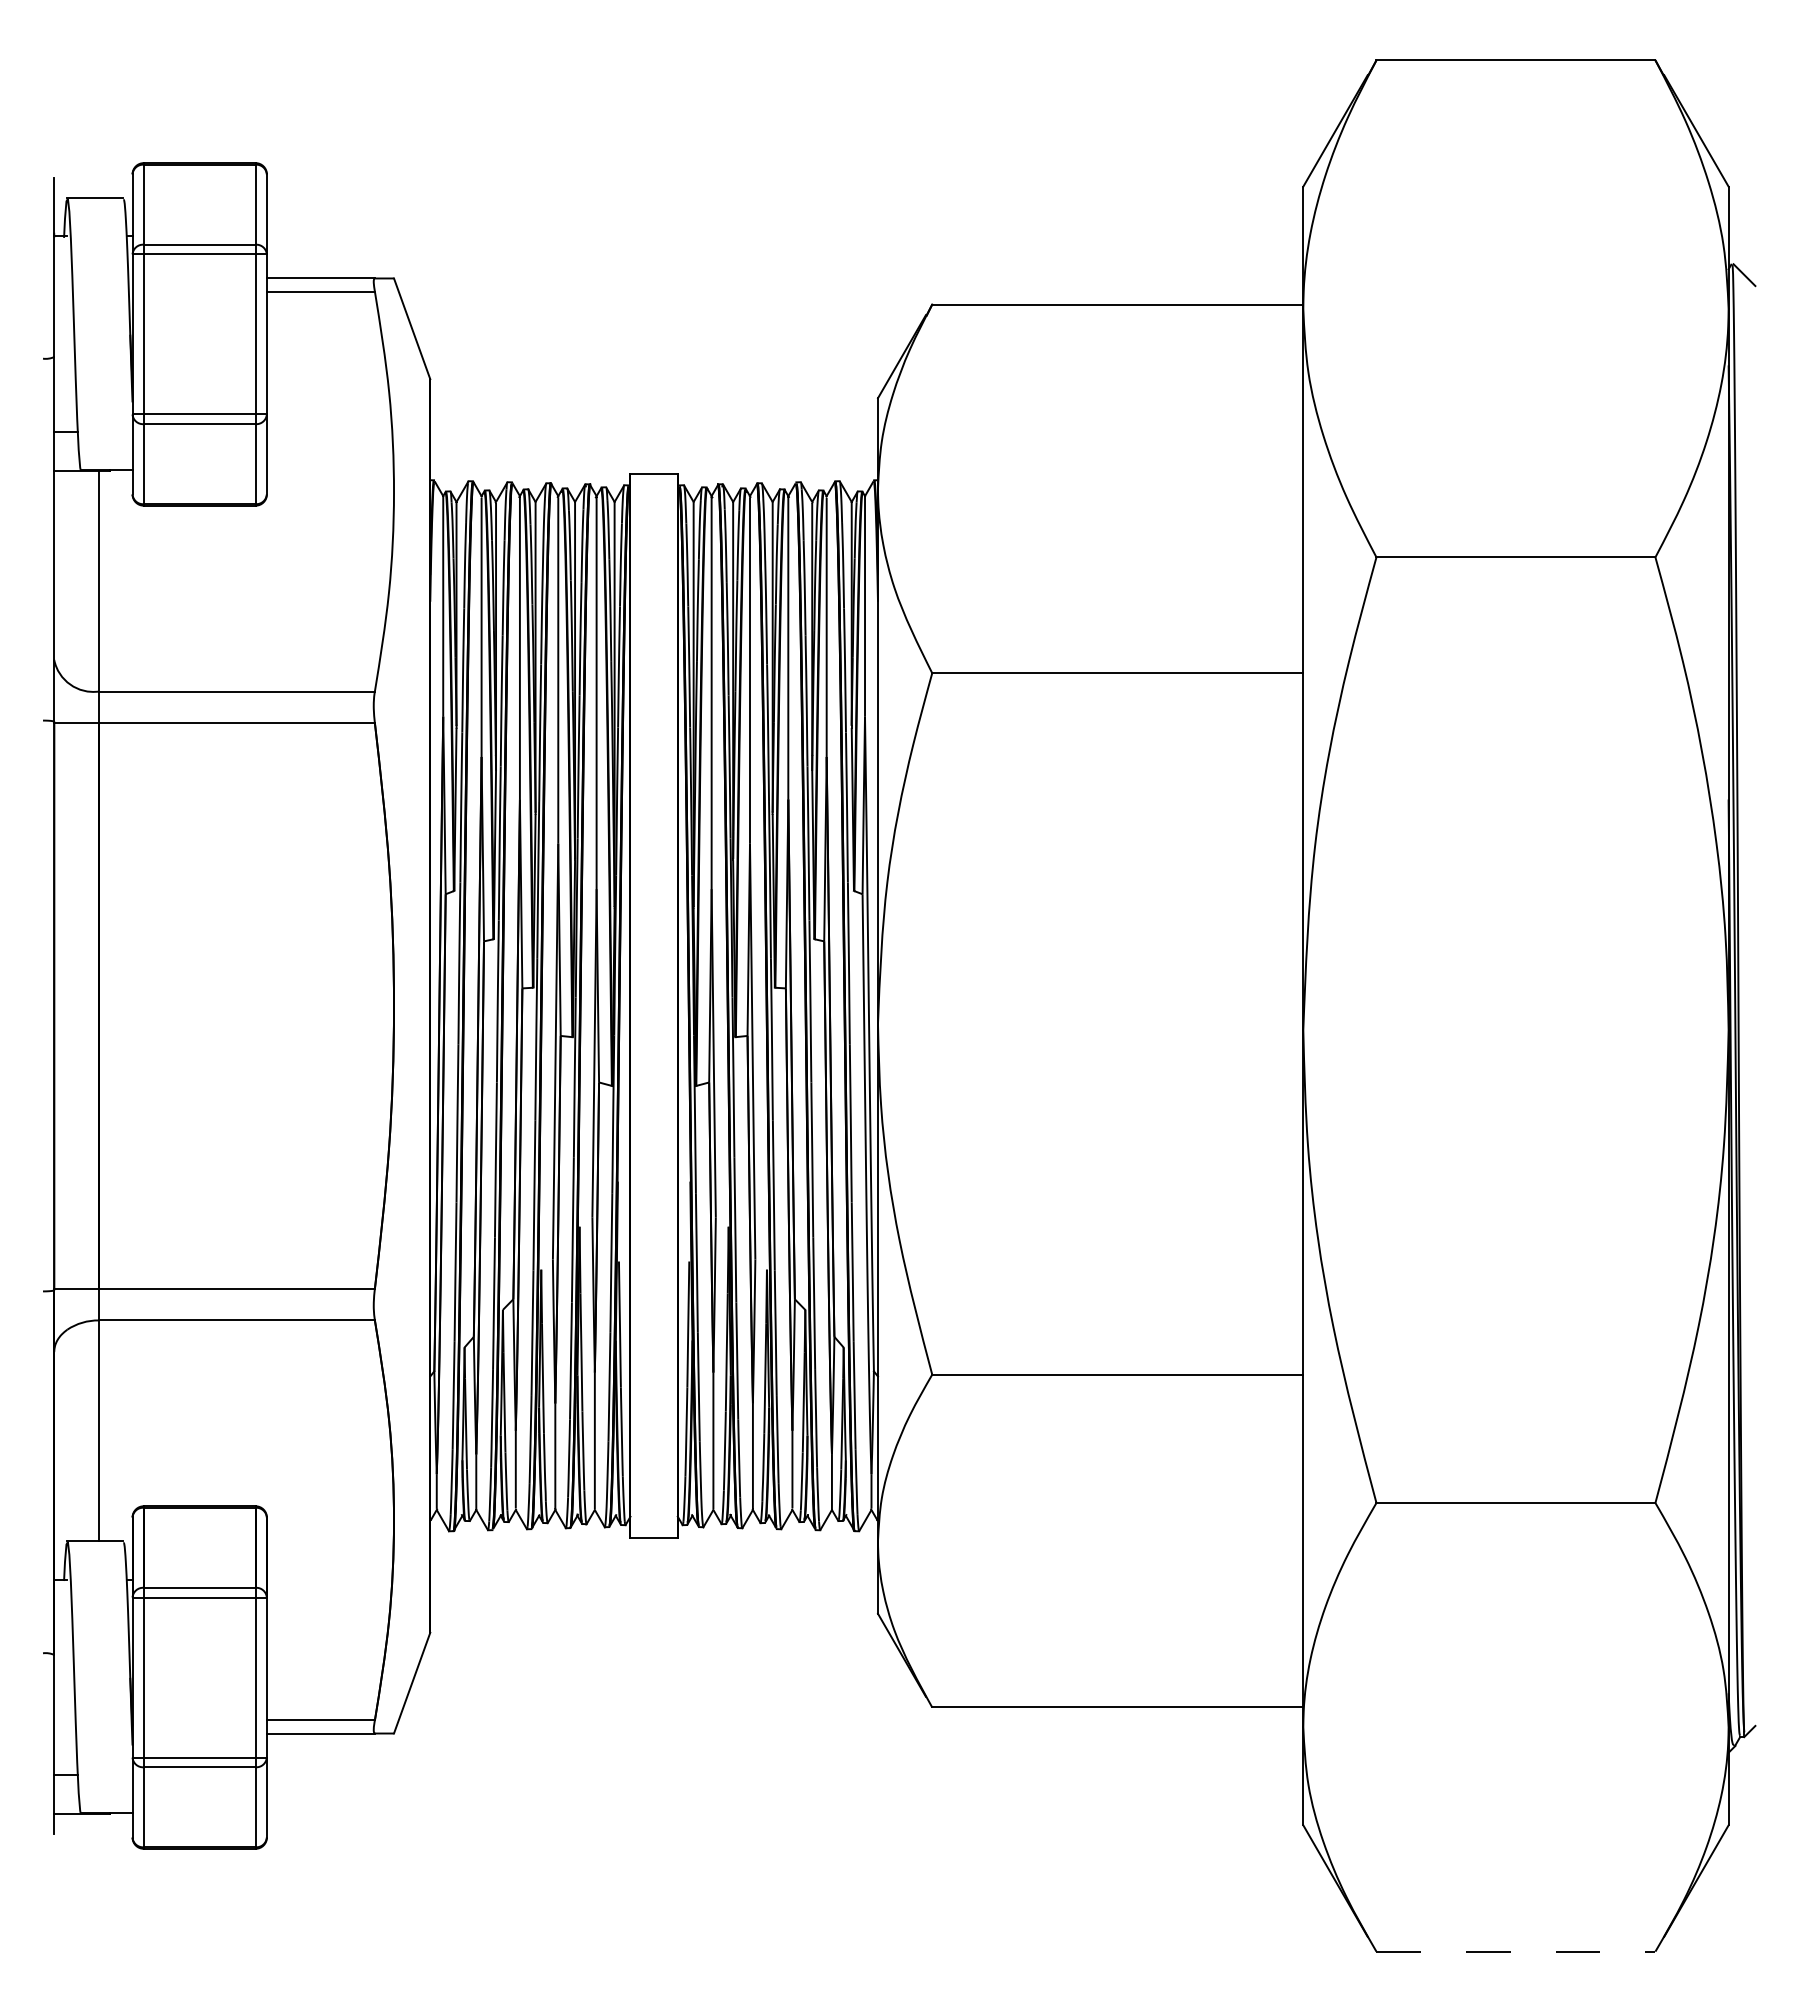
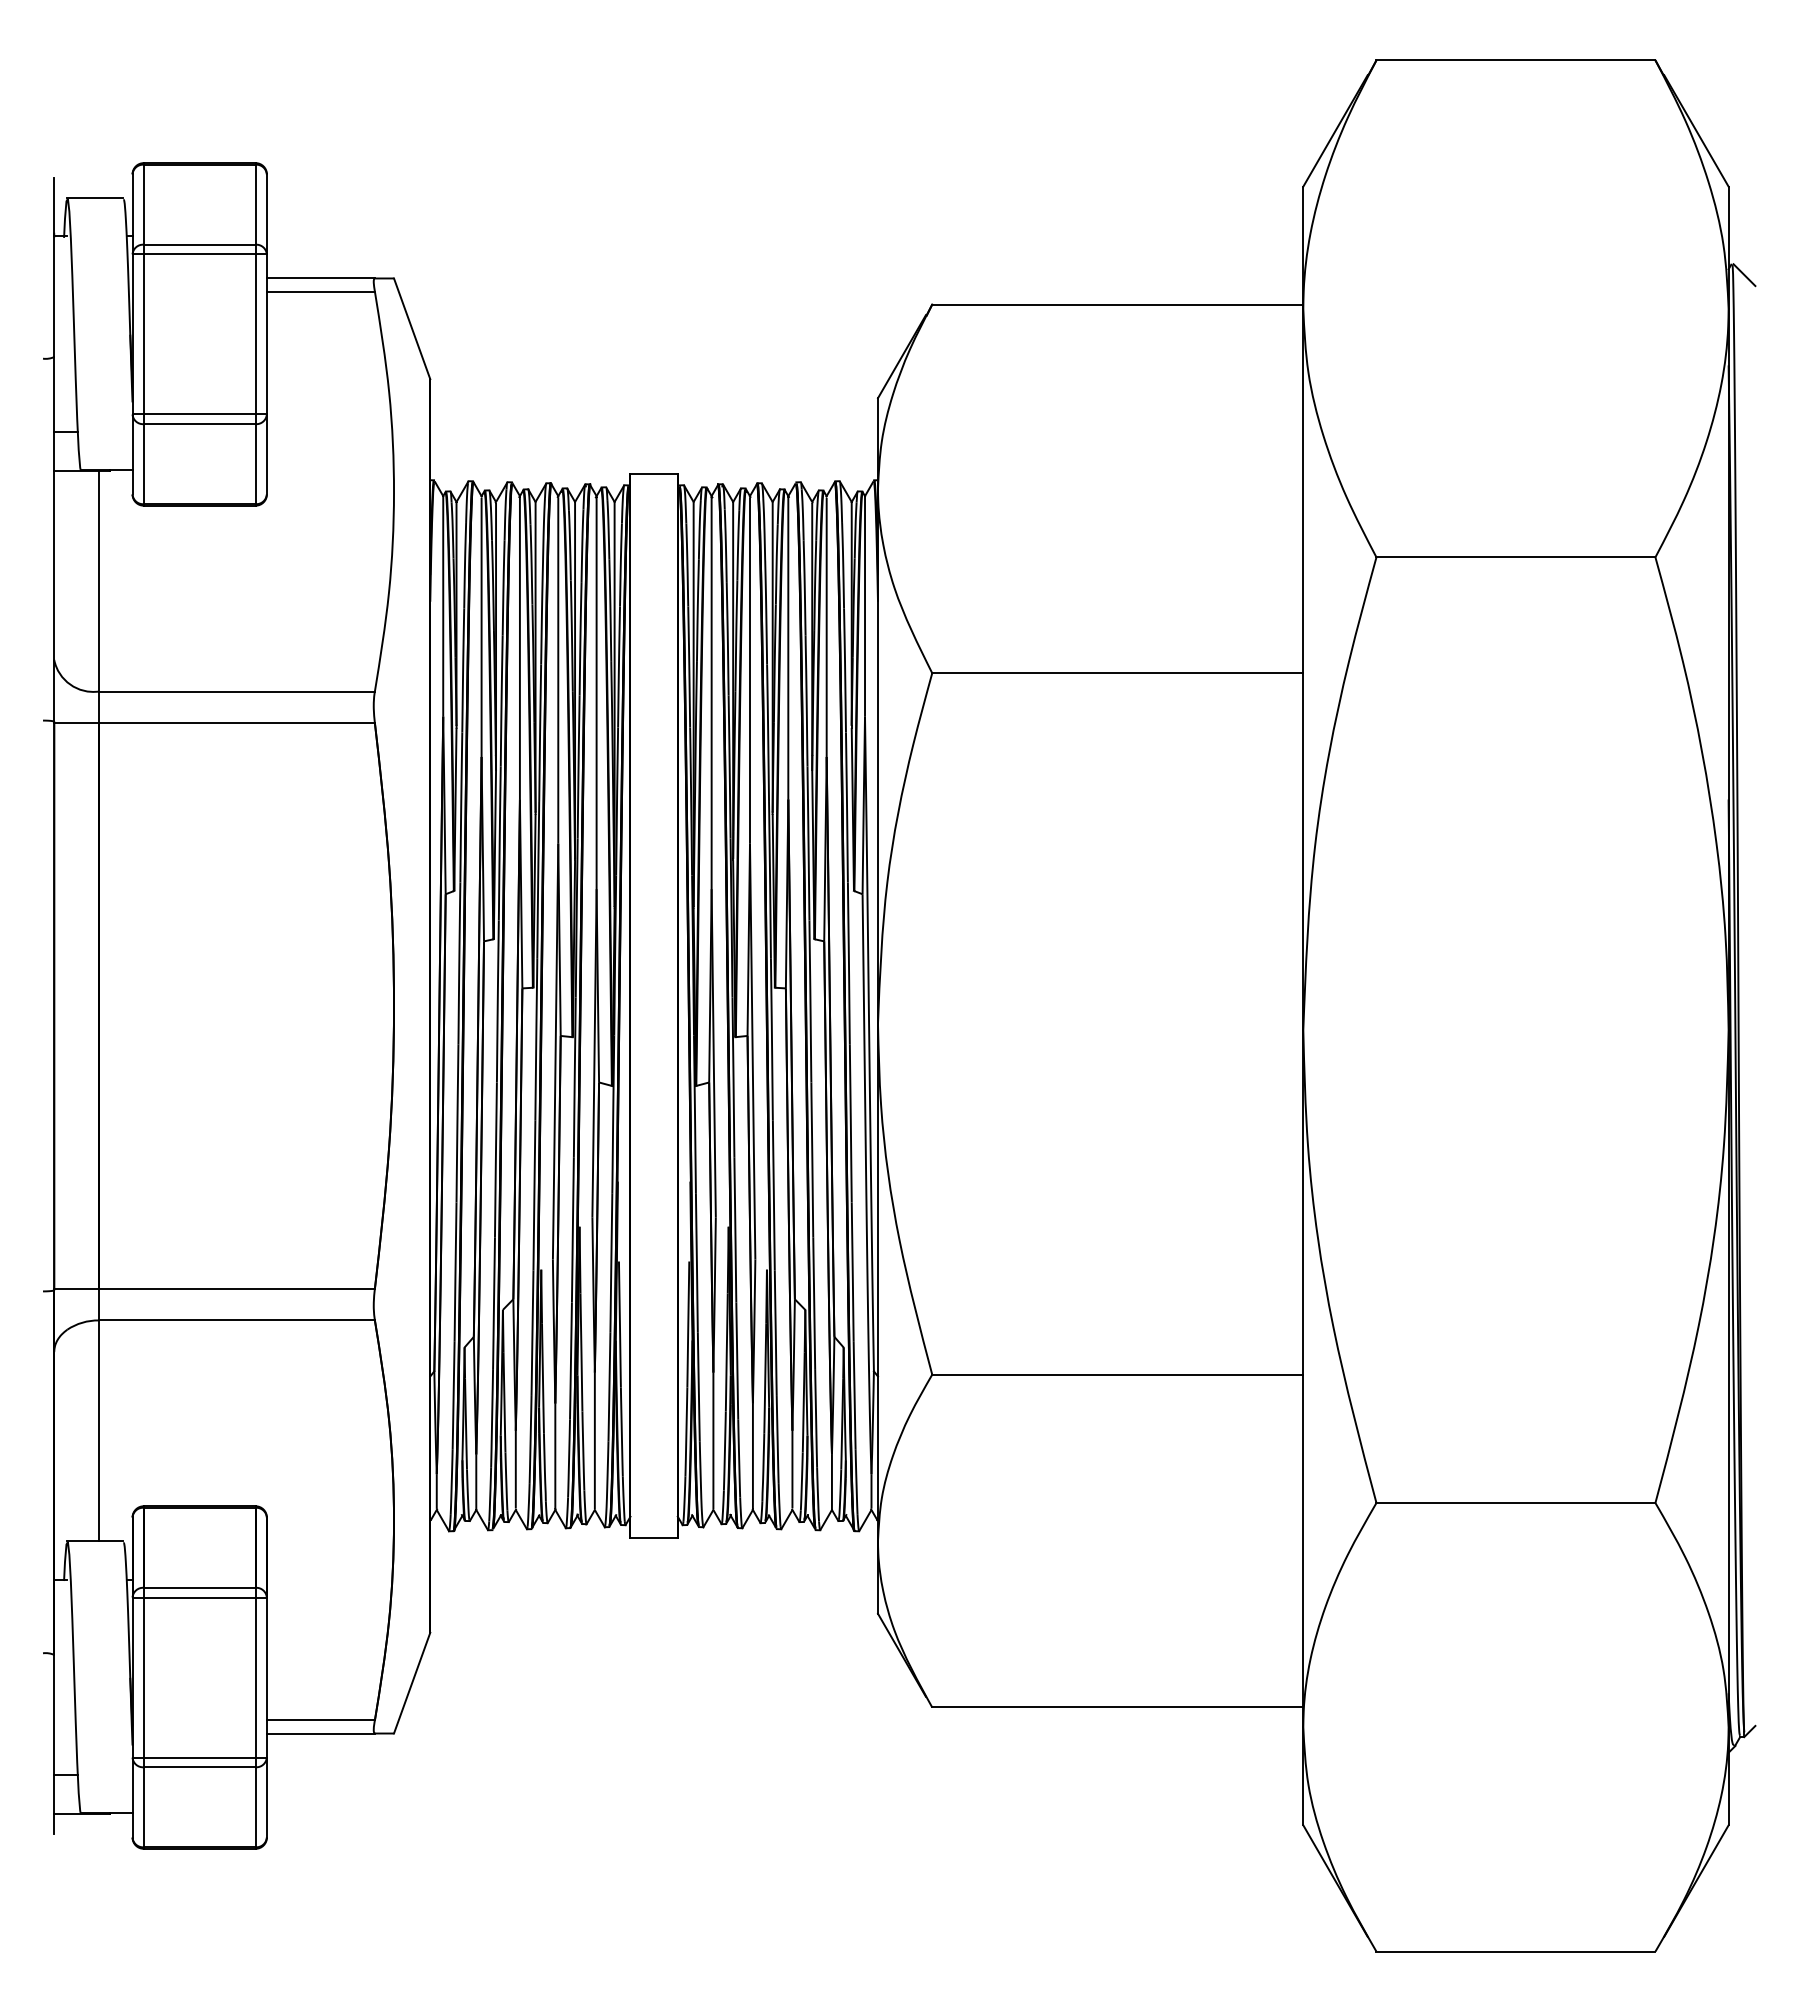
line: dashed -> solid (1516, 1951)
